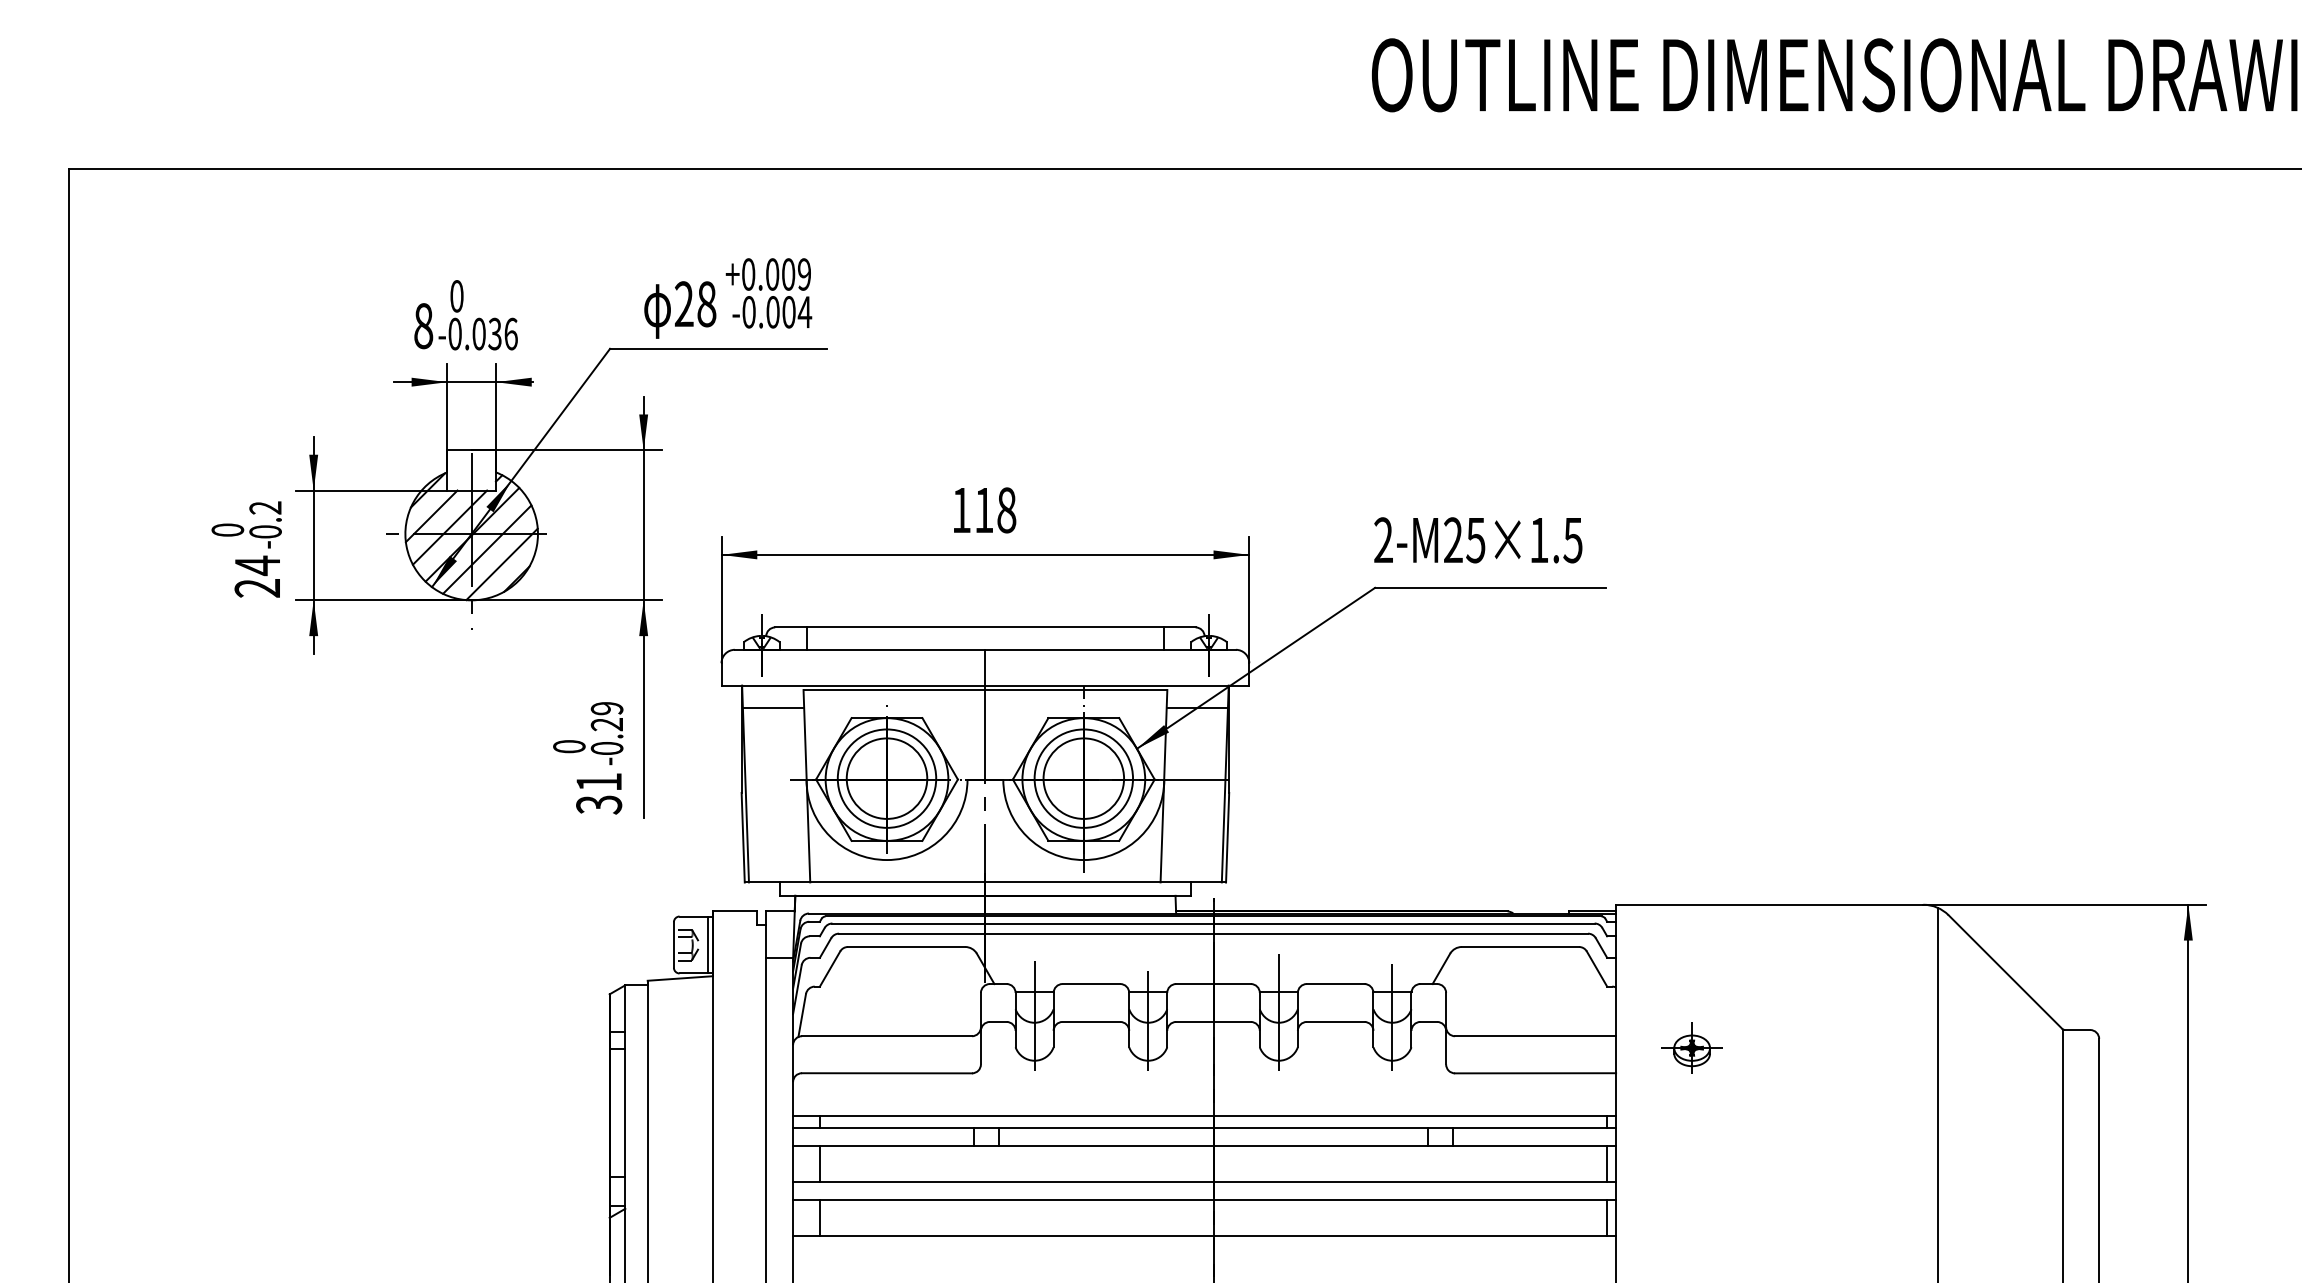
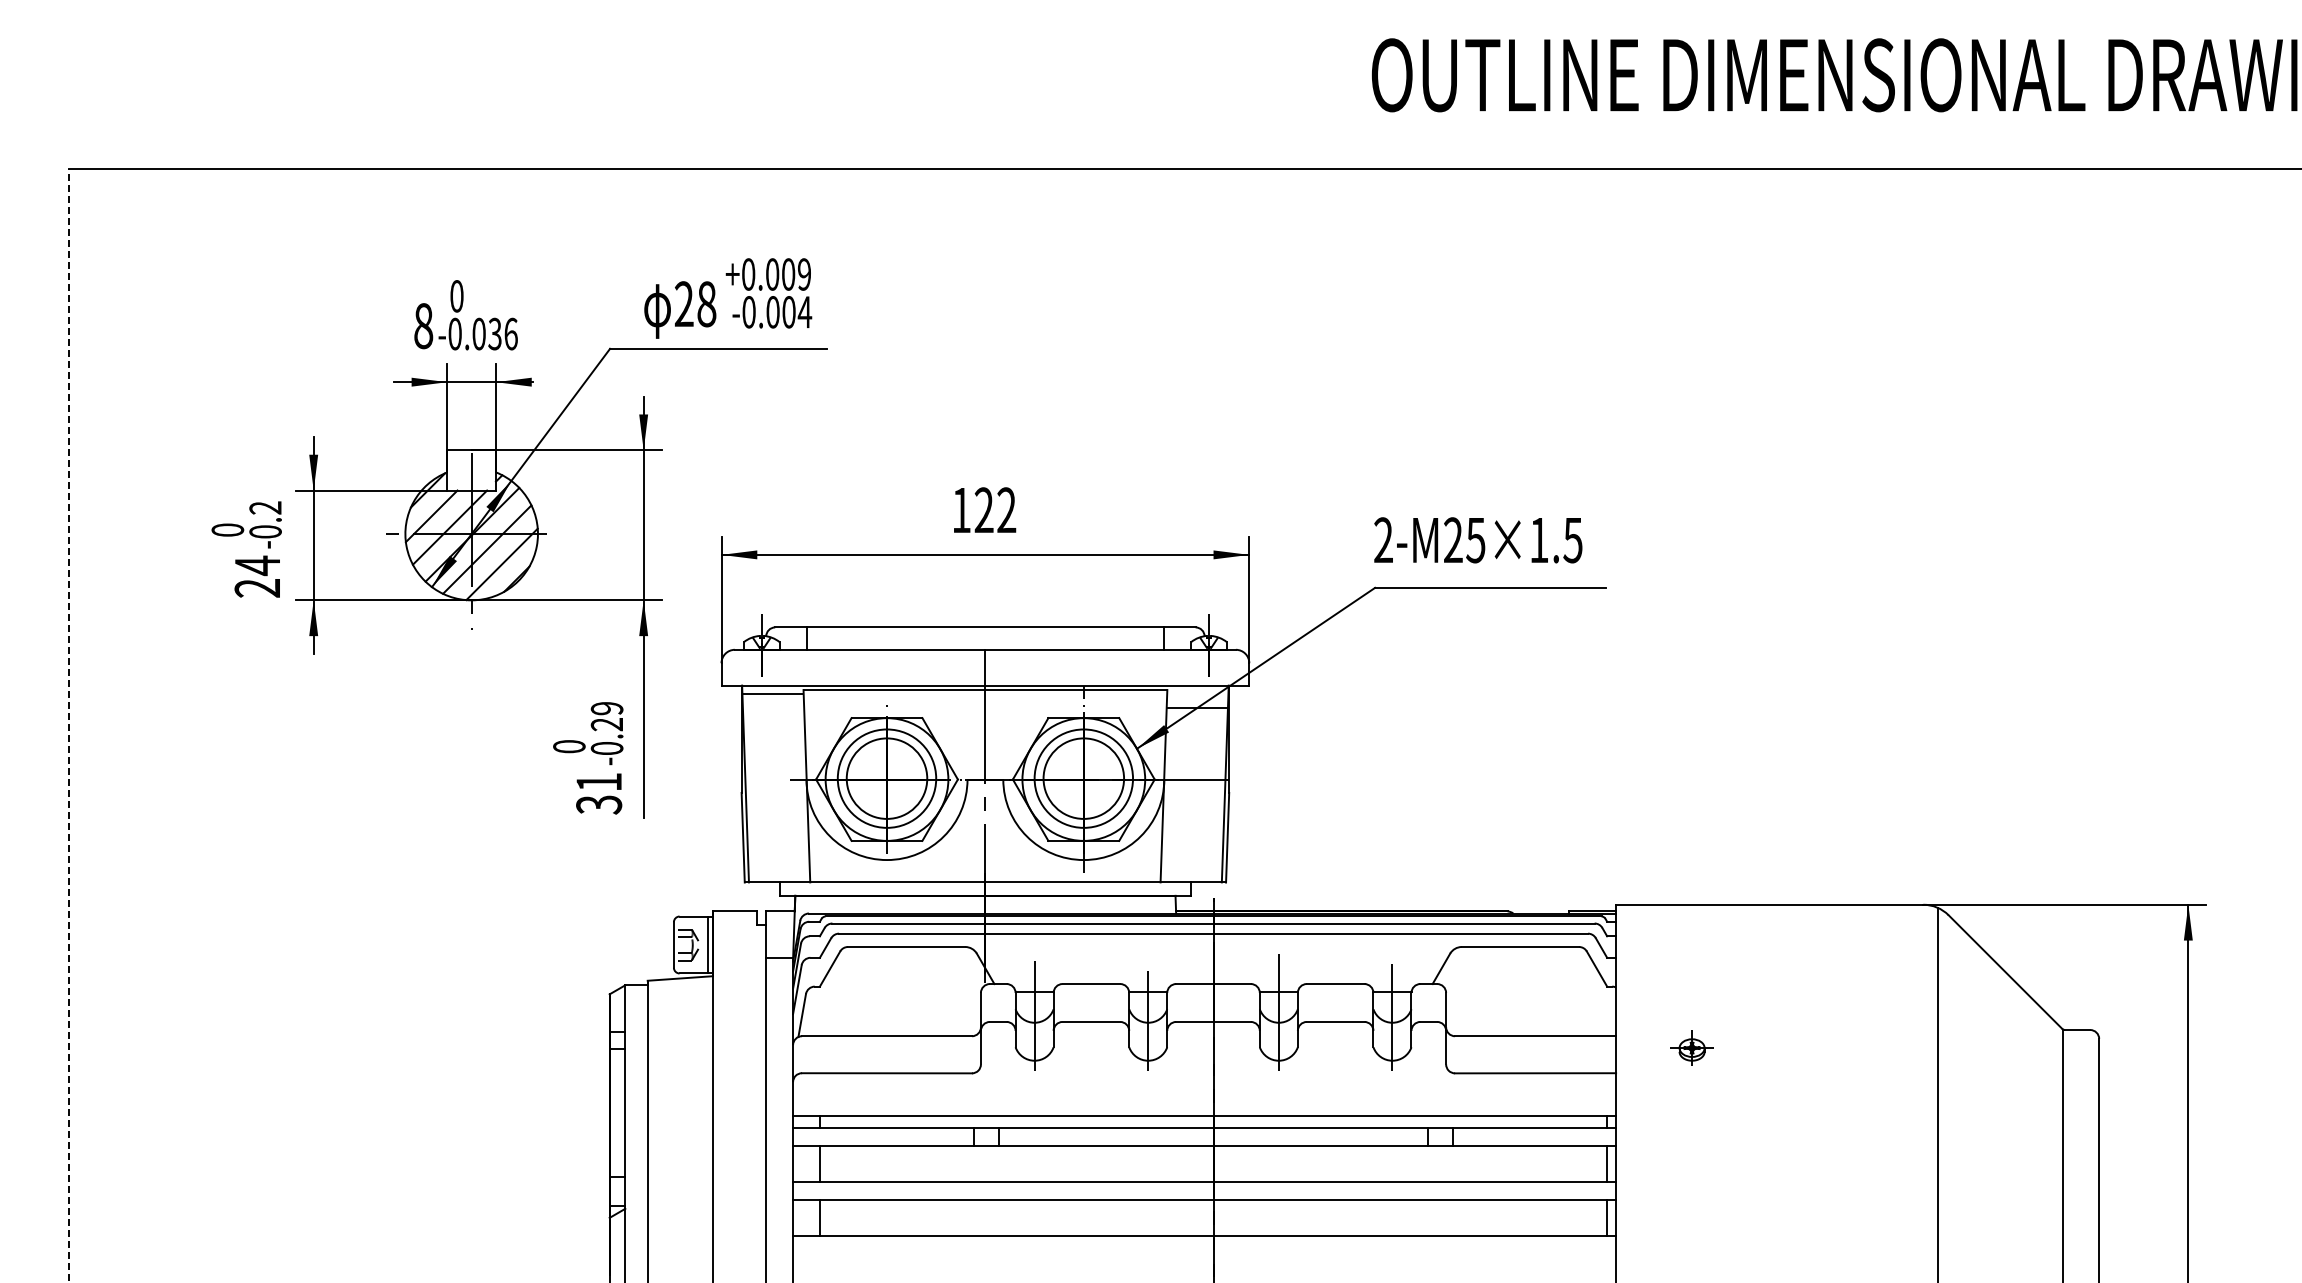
text: 118 -> 122 (995, 510)
line position: (772, 707) -> (772, 693) (772, 693)
line: solid -> dashed (69, 725)
part size: 62x52 px -> 44x36 px (1691, 1047)
